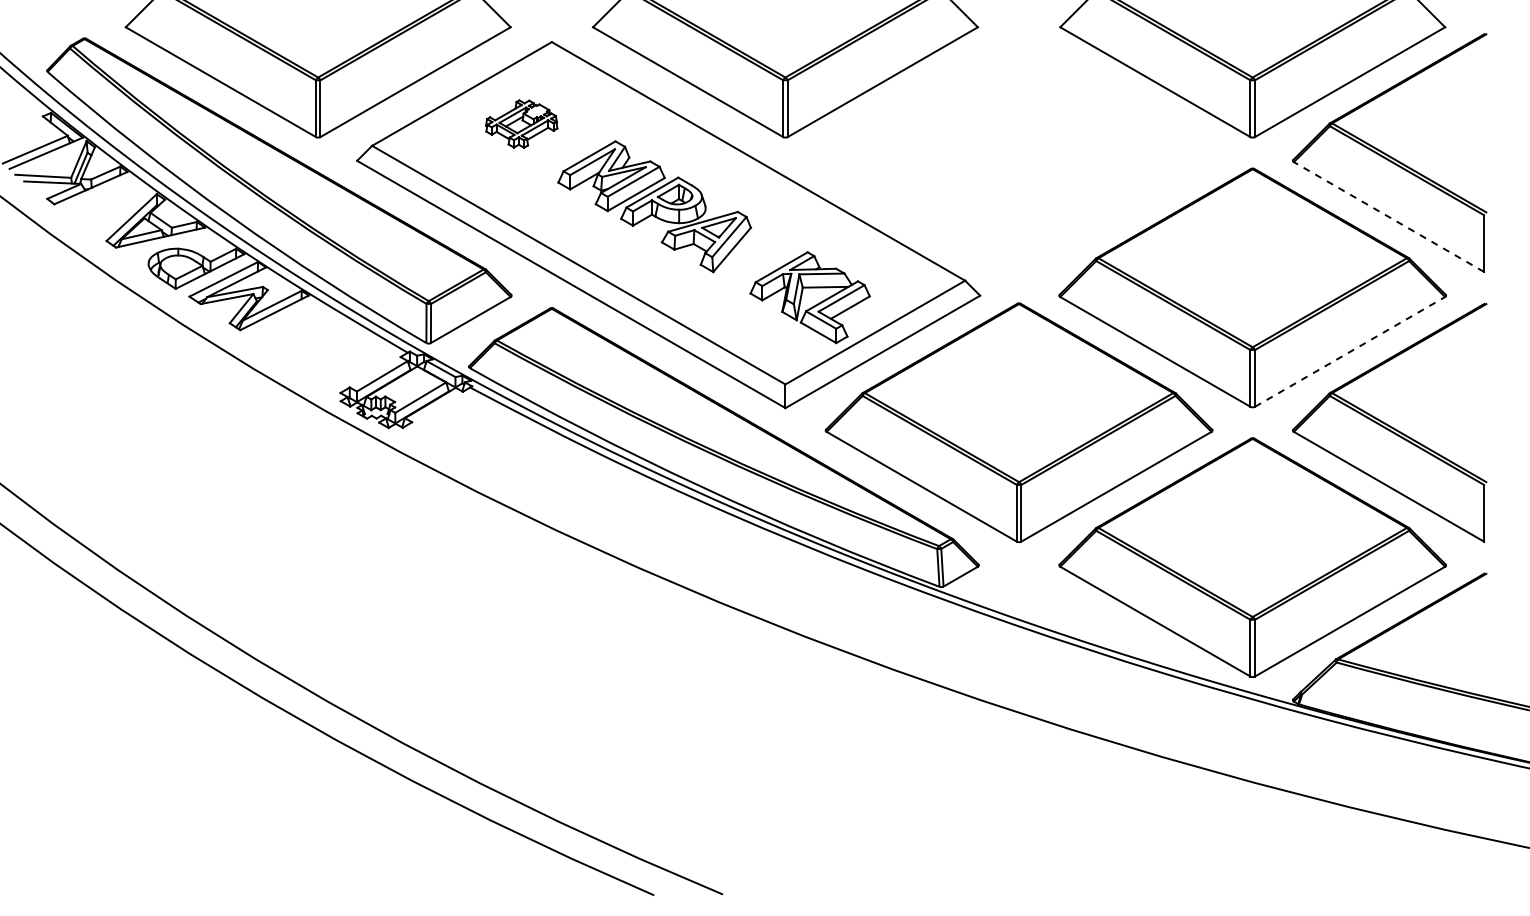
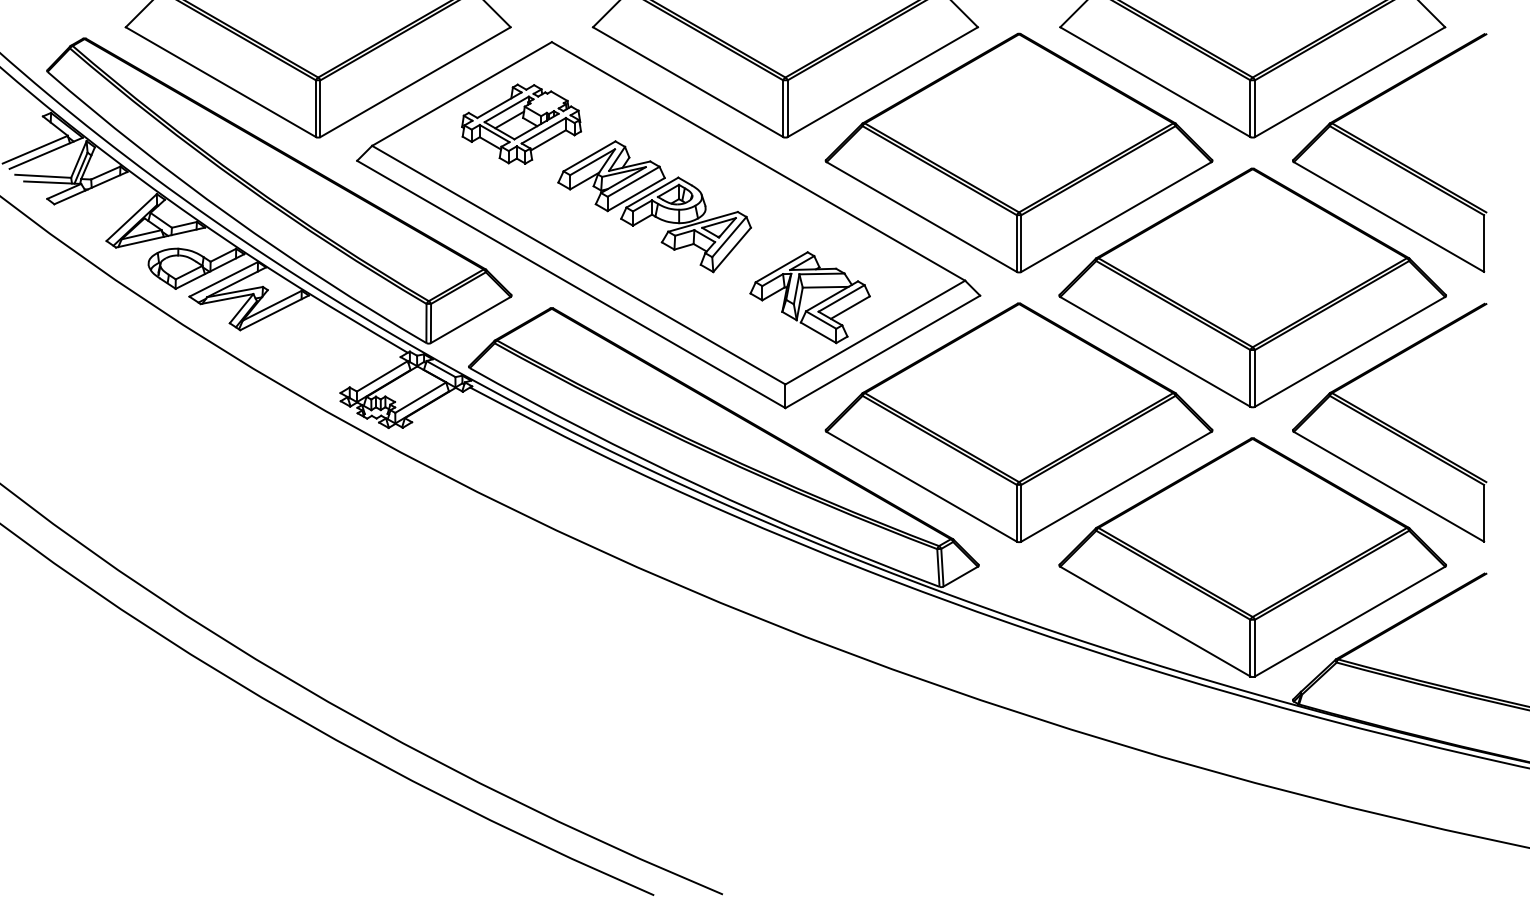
part size: 74x50 px -> 122x82 px (521, 123)
part: none -> present (1018, 152)
line: dashed -> solid (1389, 217)
line: dashed -> solid (1350, 351)
